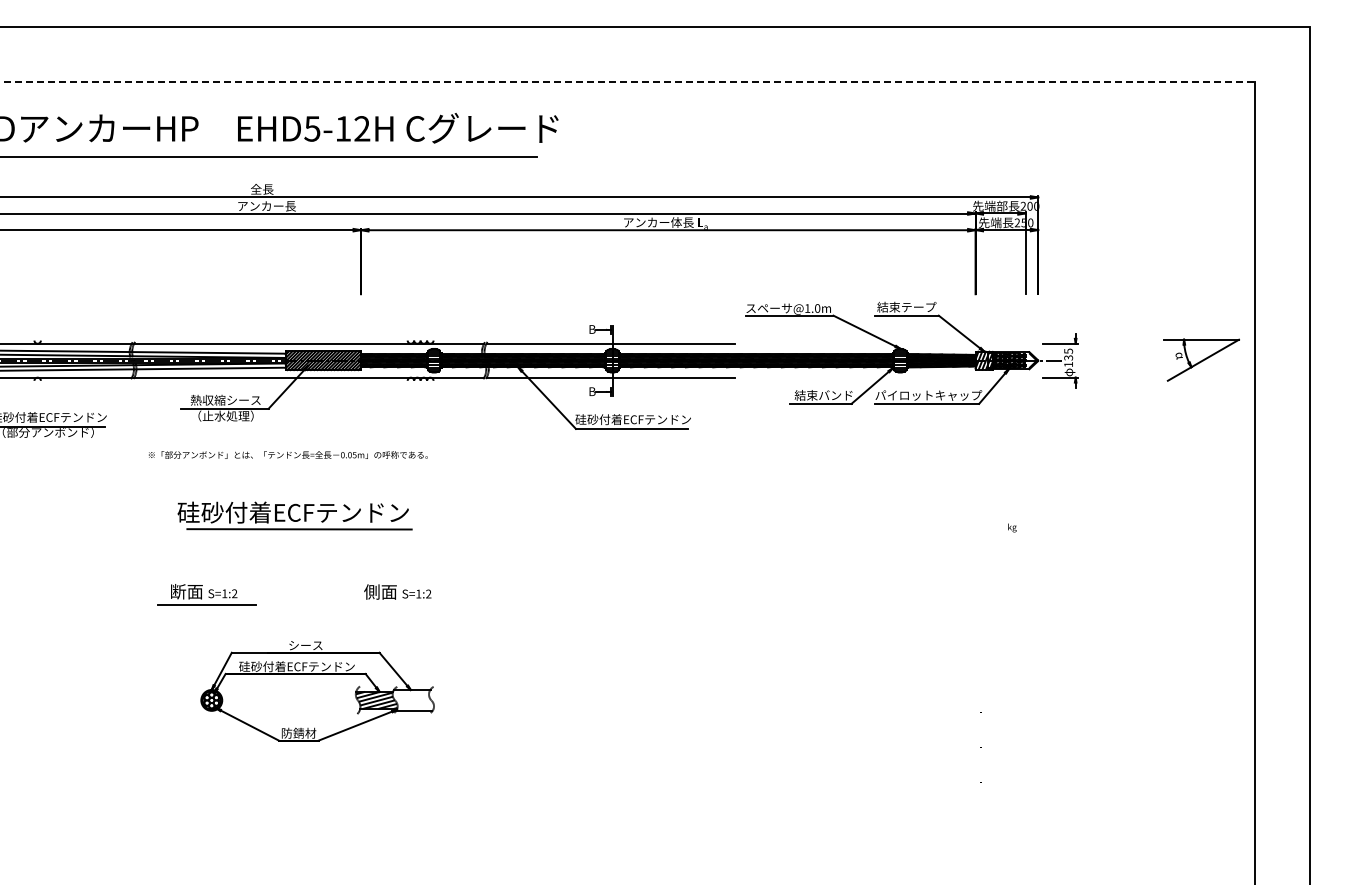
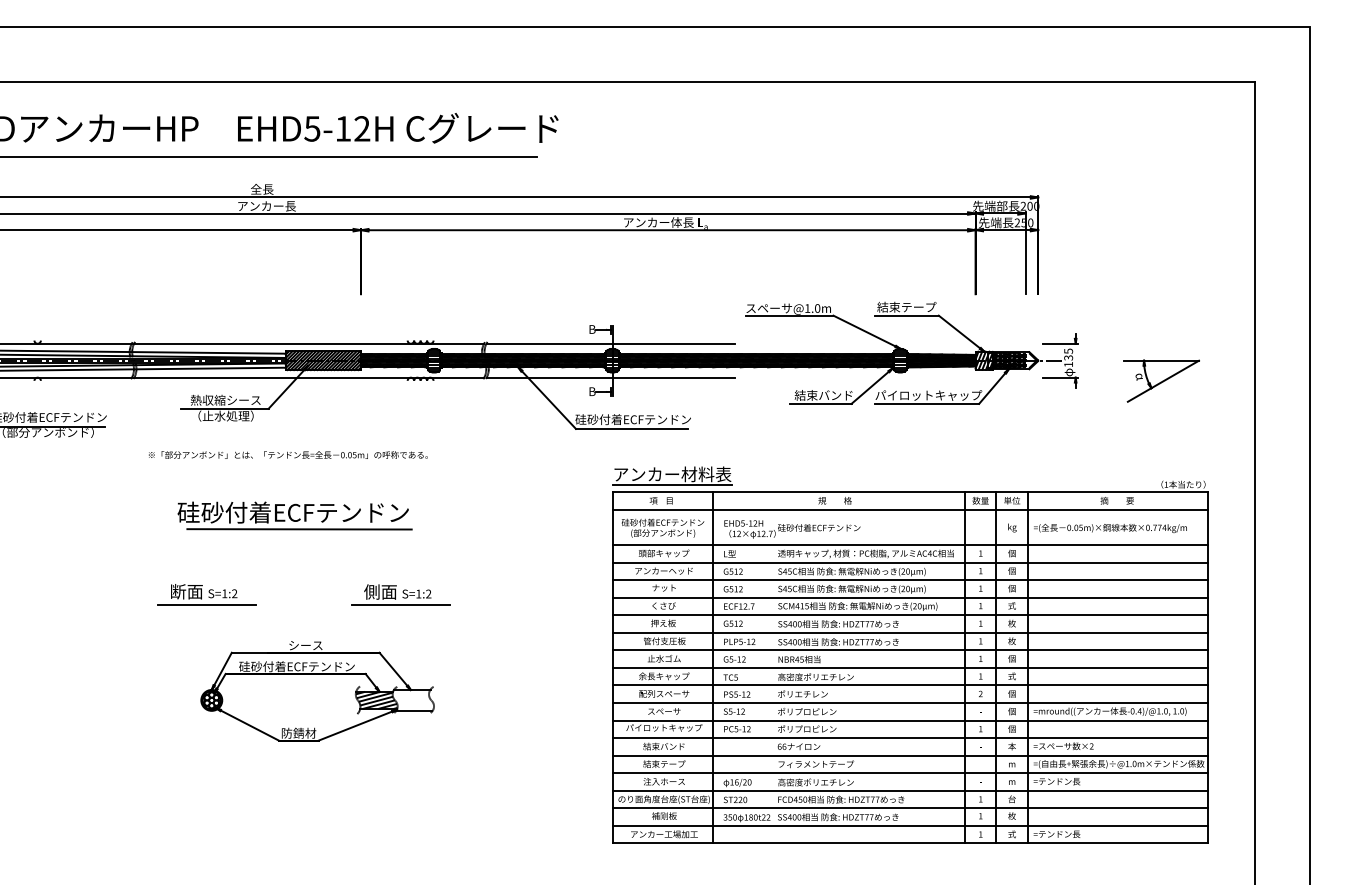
line: dashed -> solid (628, 81)
part position: (1201, 359) -> (1161, 380) (1161, 380)
line: none -> present (400, 604)
part: none -> present (910, 654)
